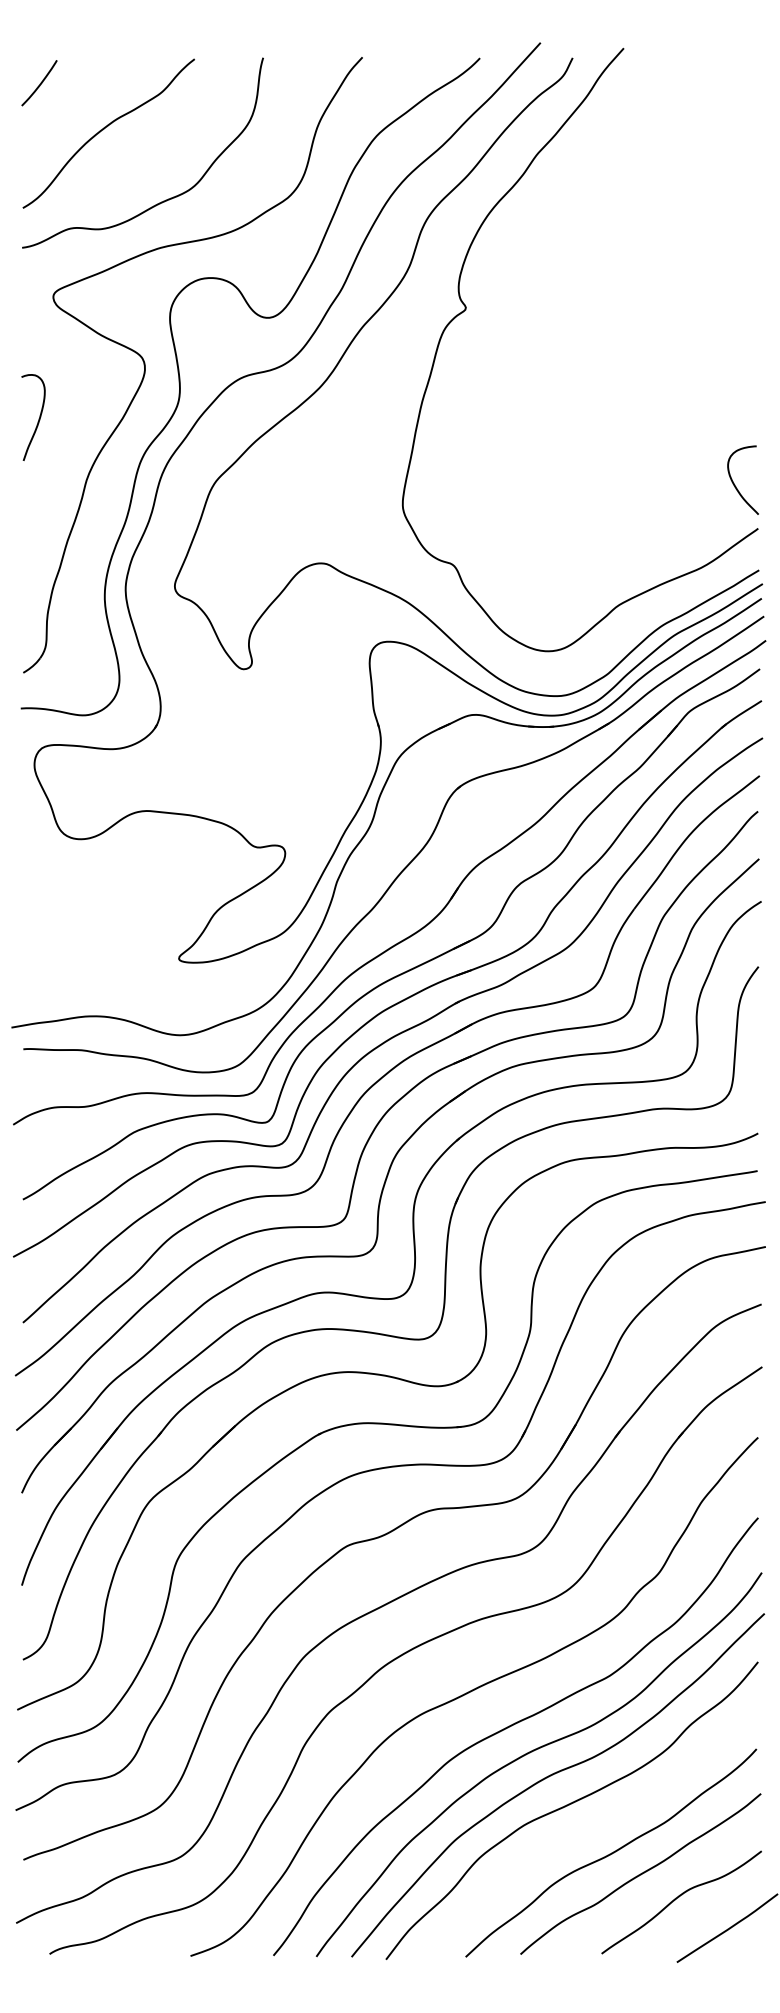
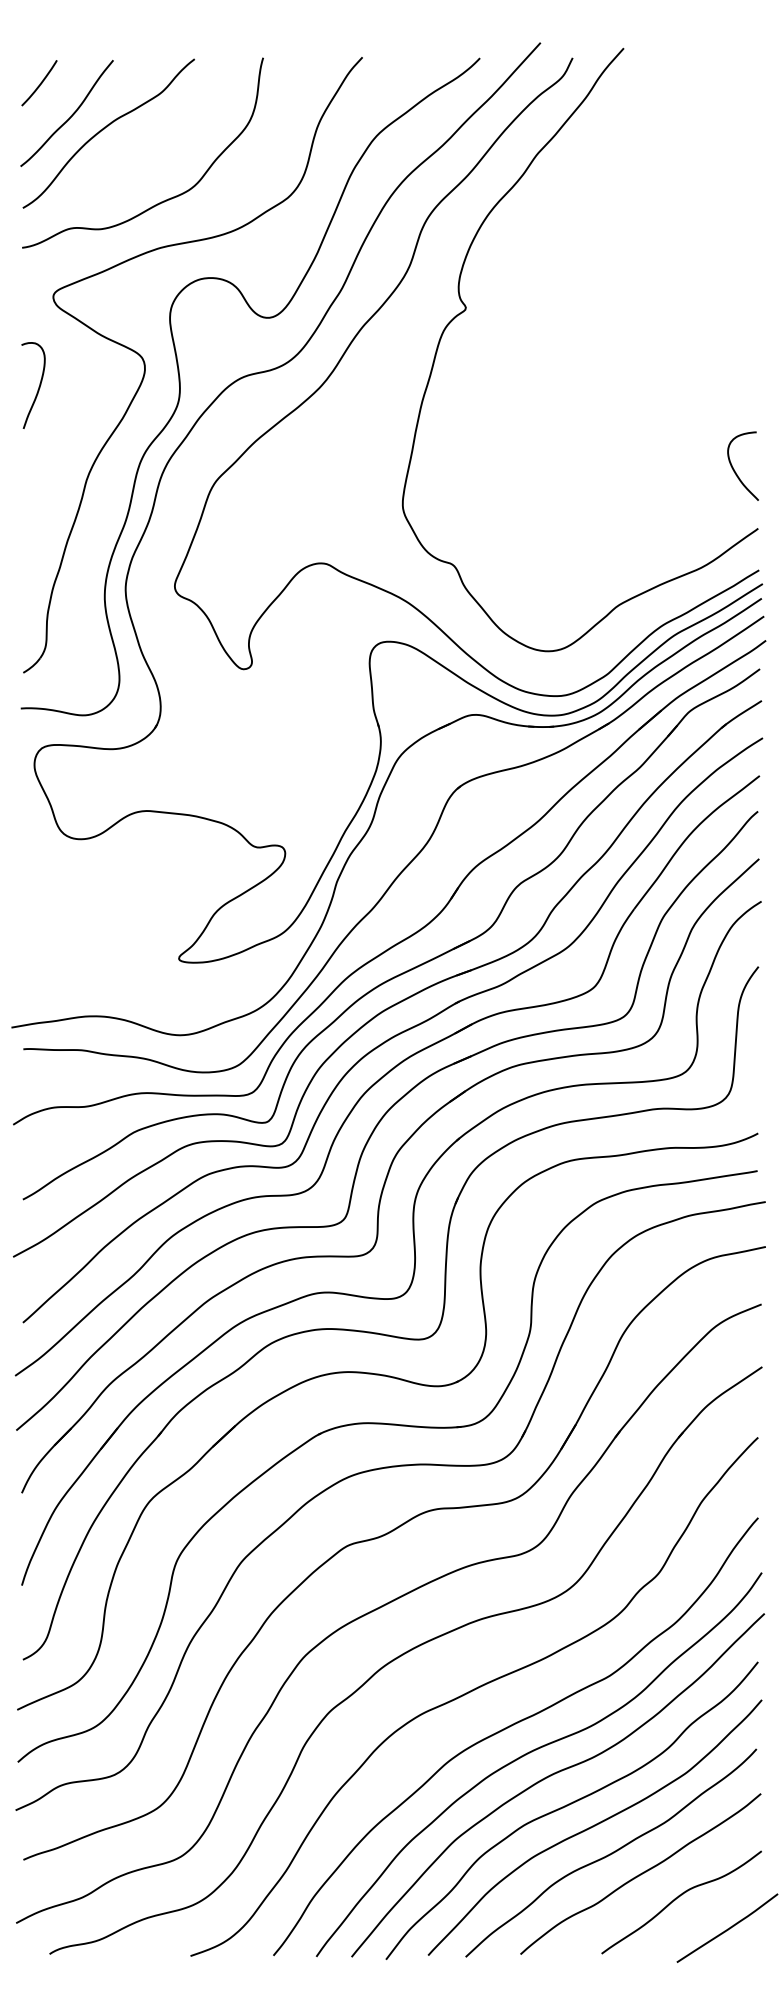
curve: none -> present (70, 116)
curve position: (38, 418) -> (38, 386) (38, 386)
curve position: (735, 484) -> (735, 470) (735, 470)
curve: none -> present (594, 1826)
